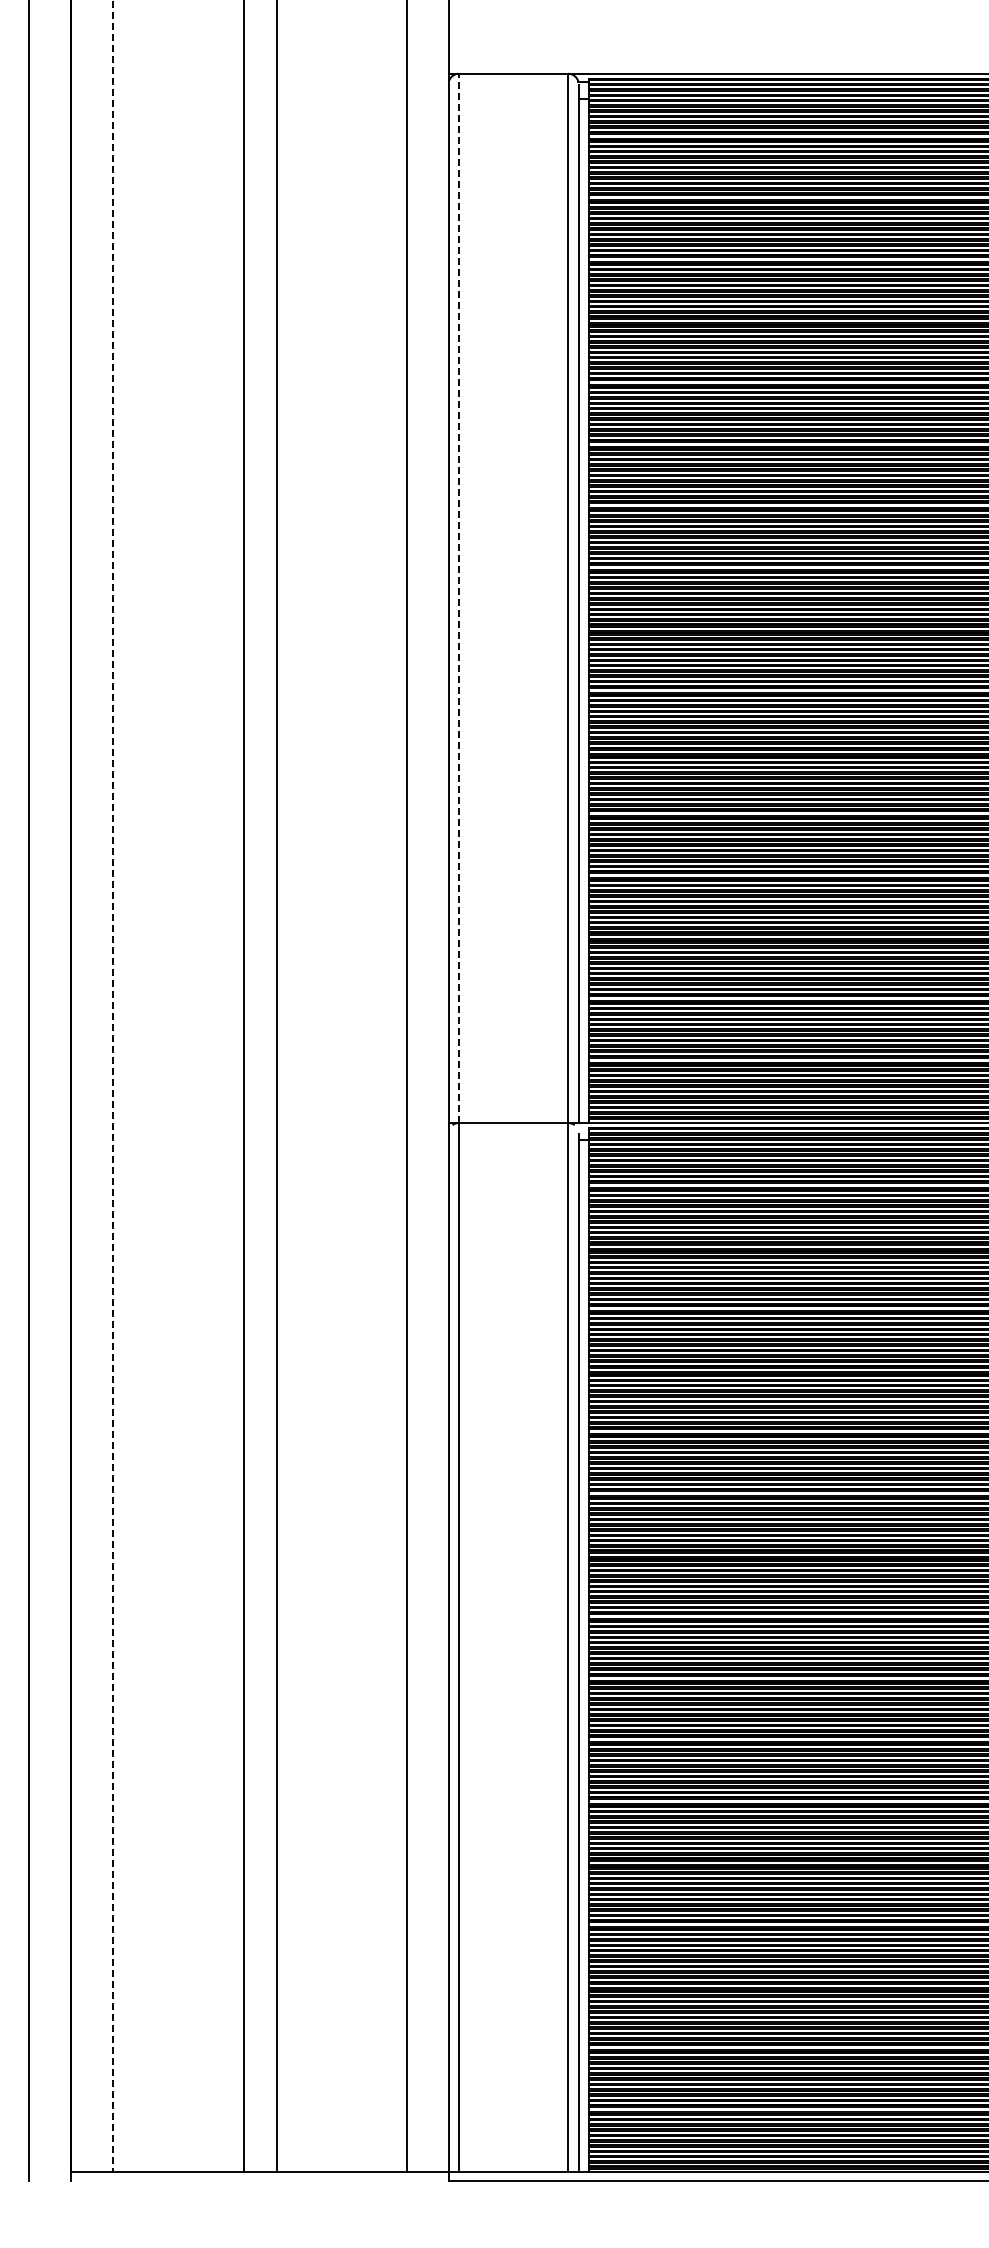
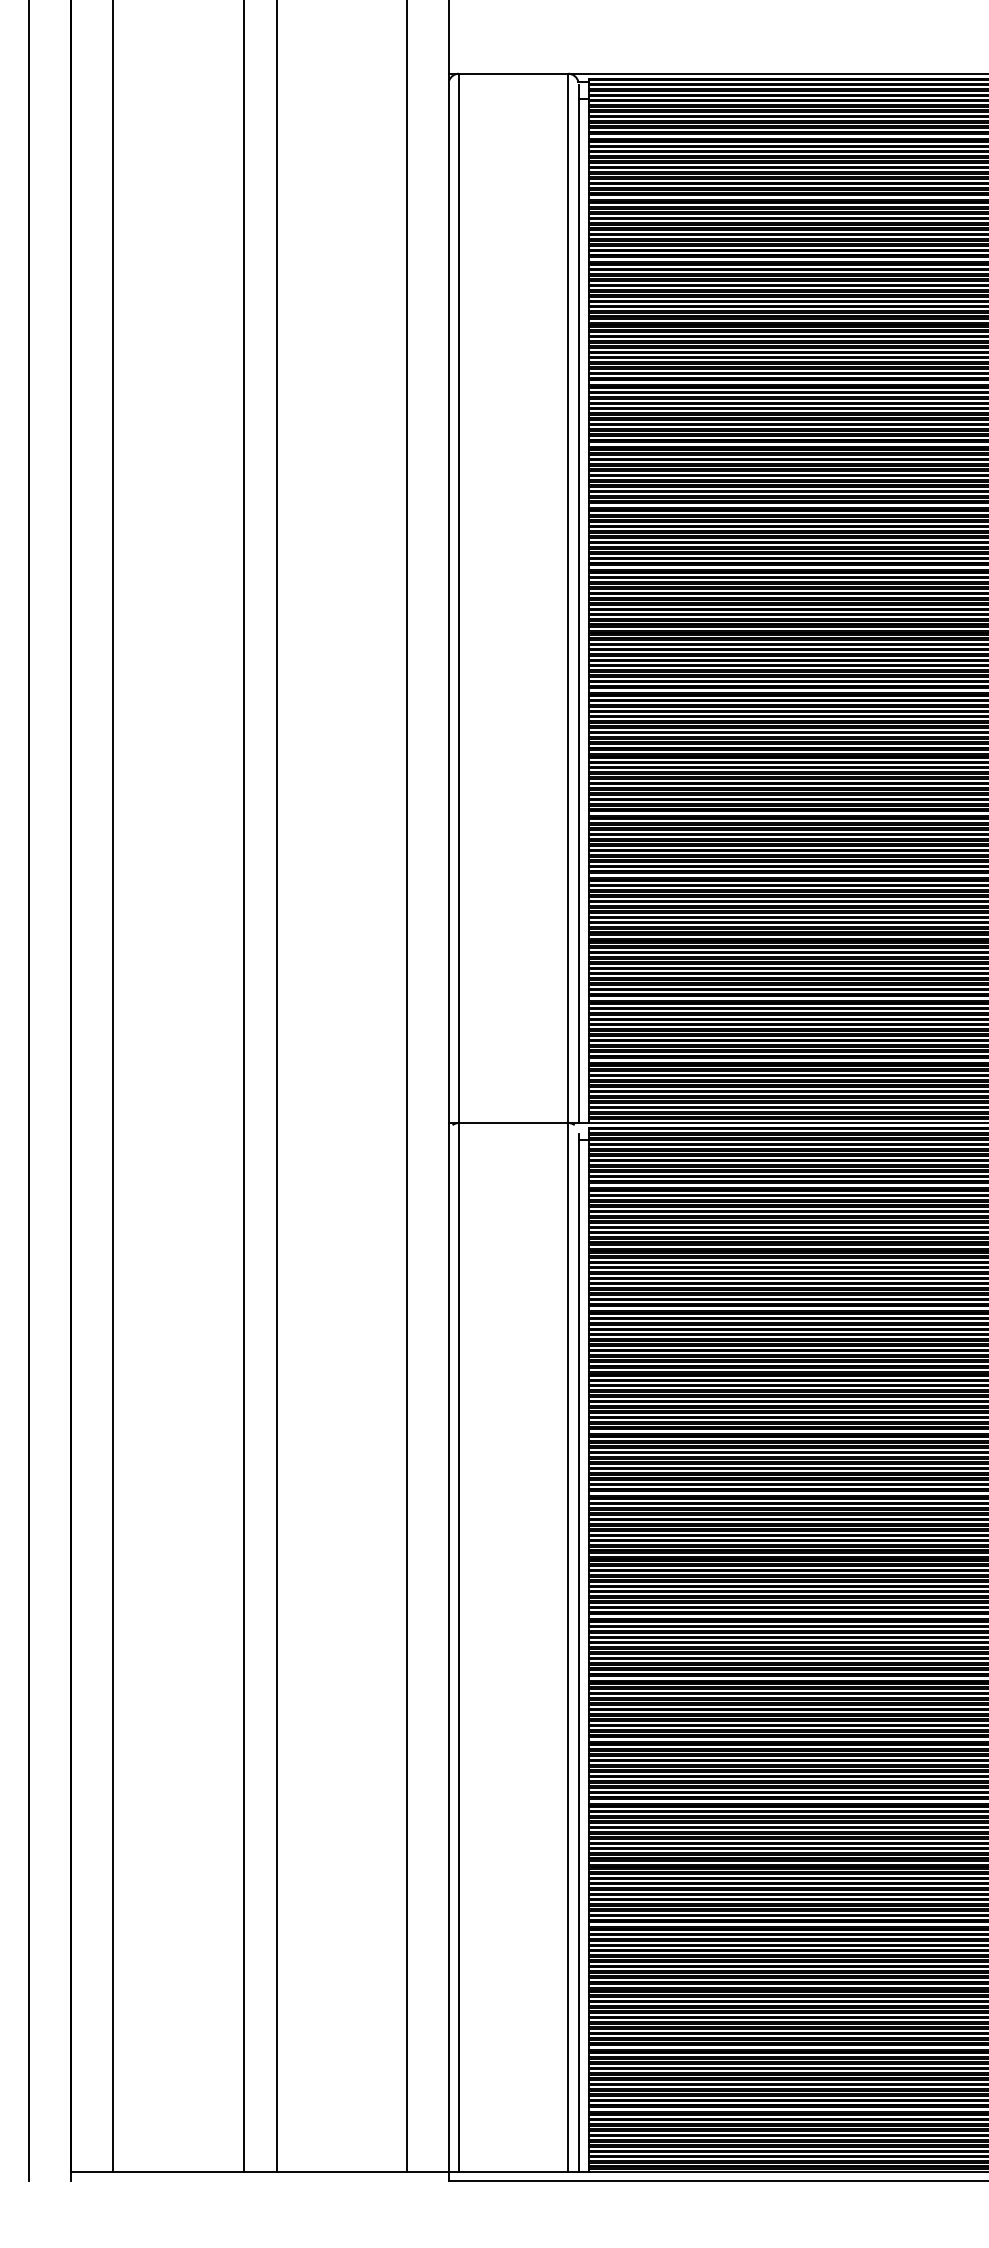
line: dashed -> solid (459, 598)
line: dashed -> solid (113, 1086)
